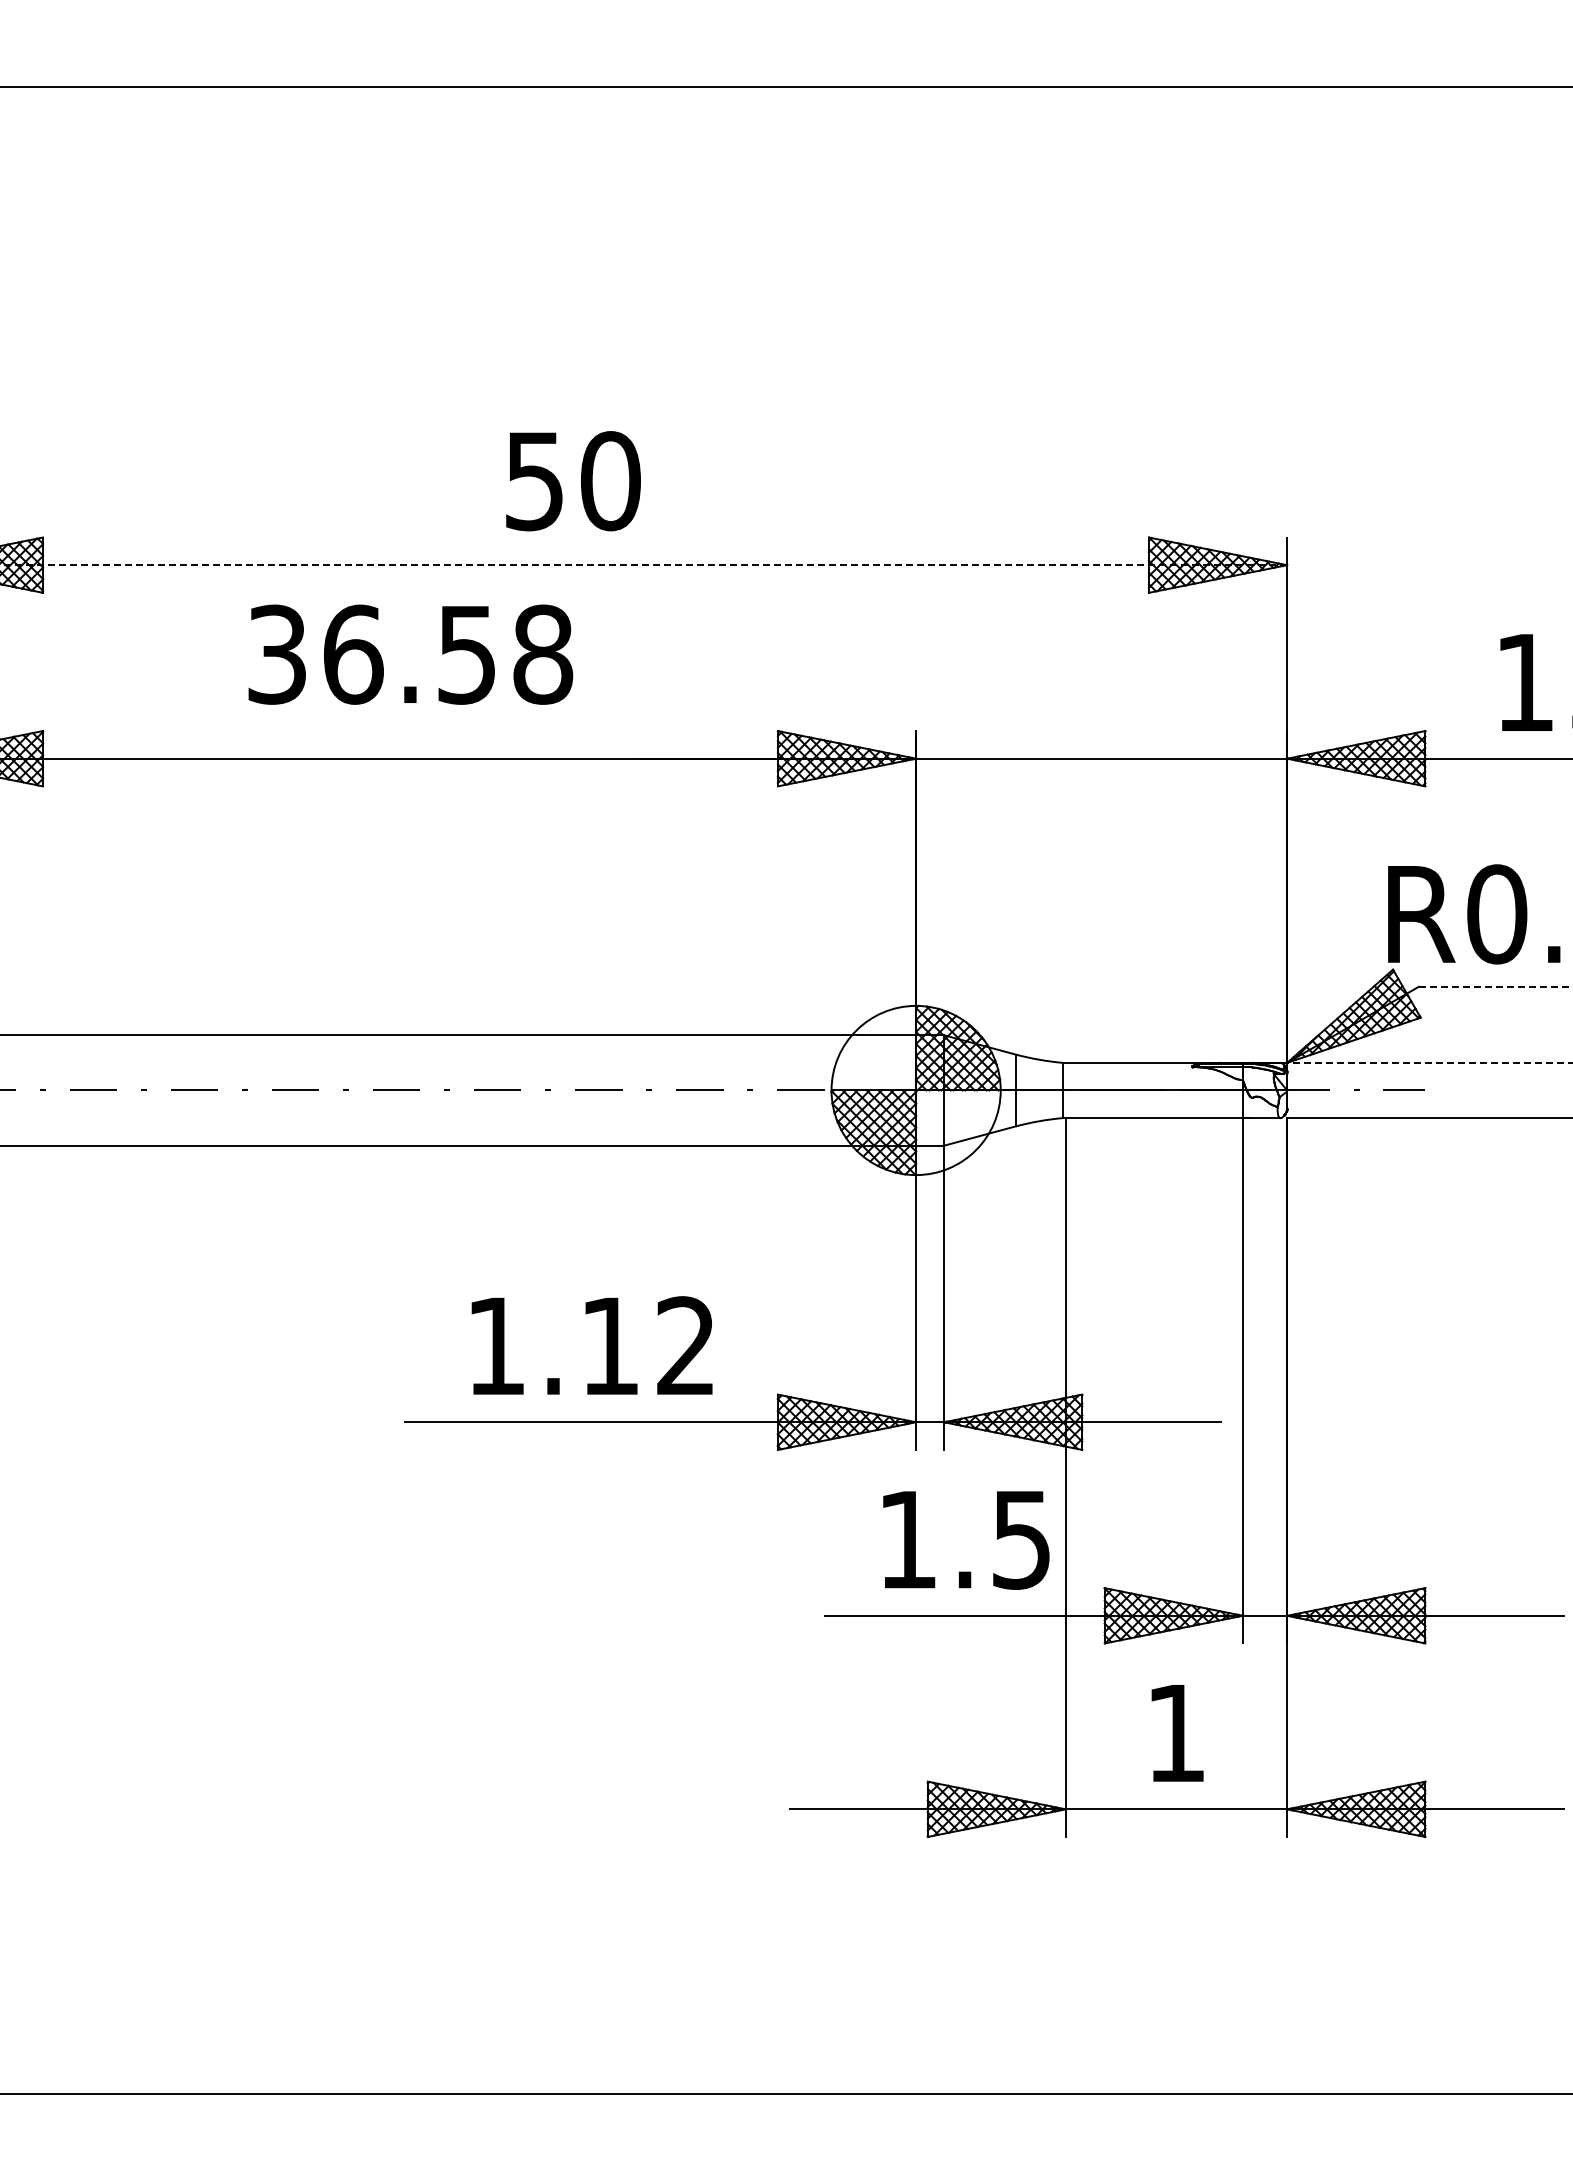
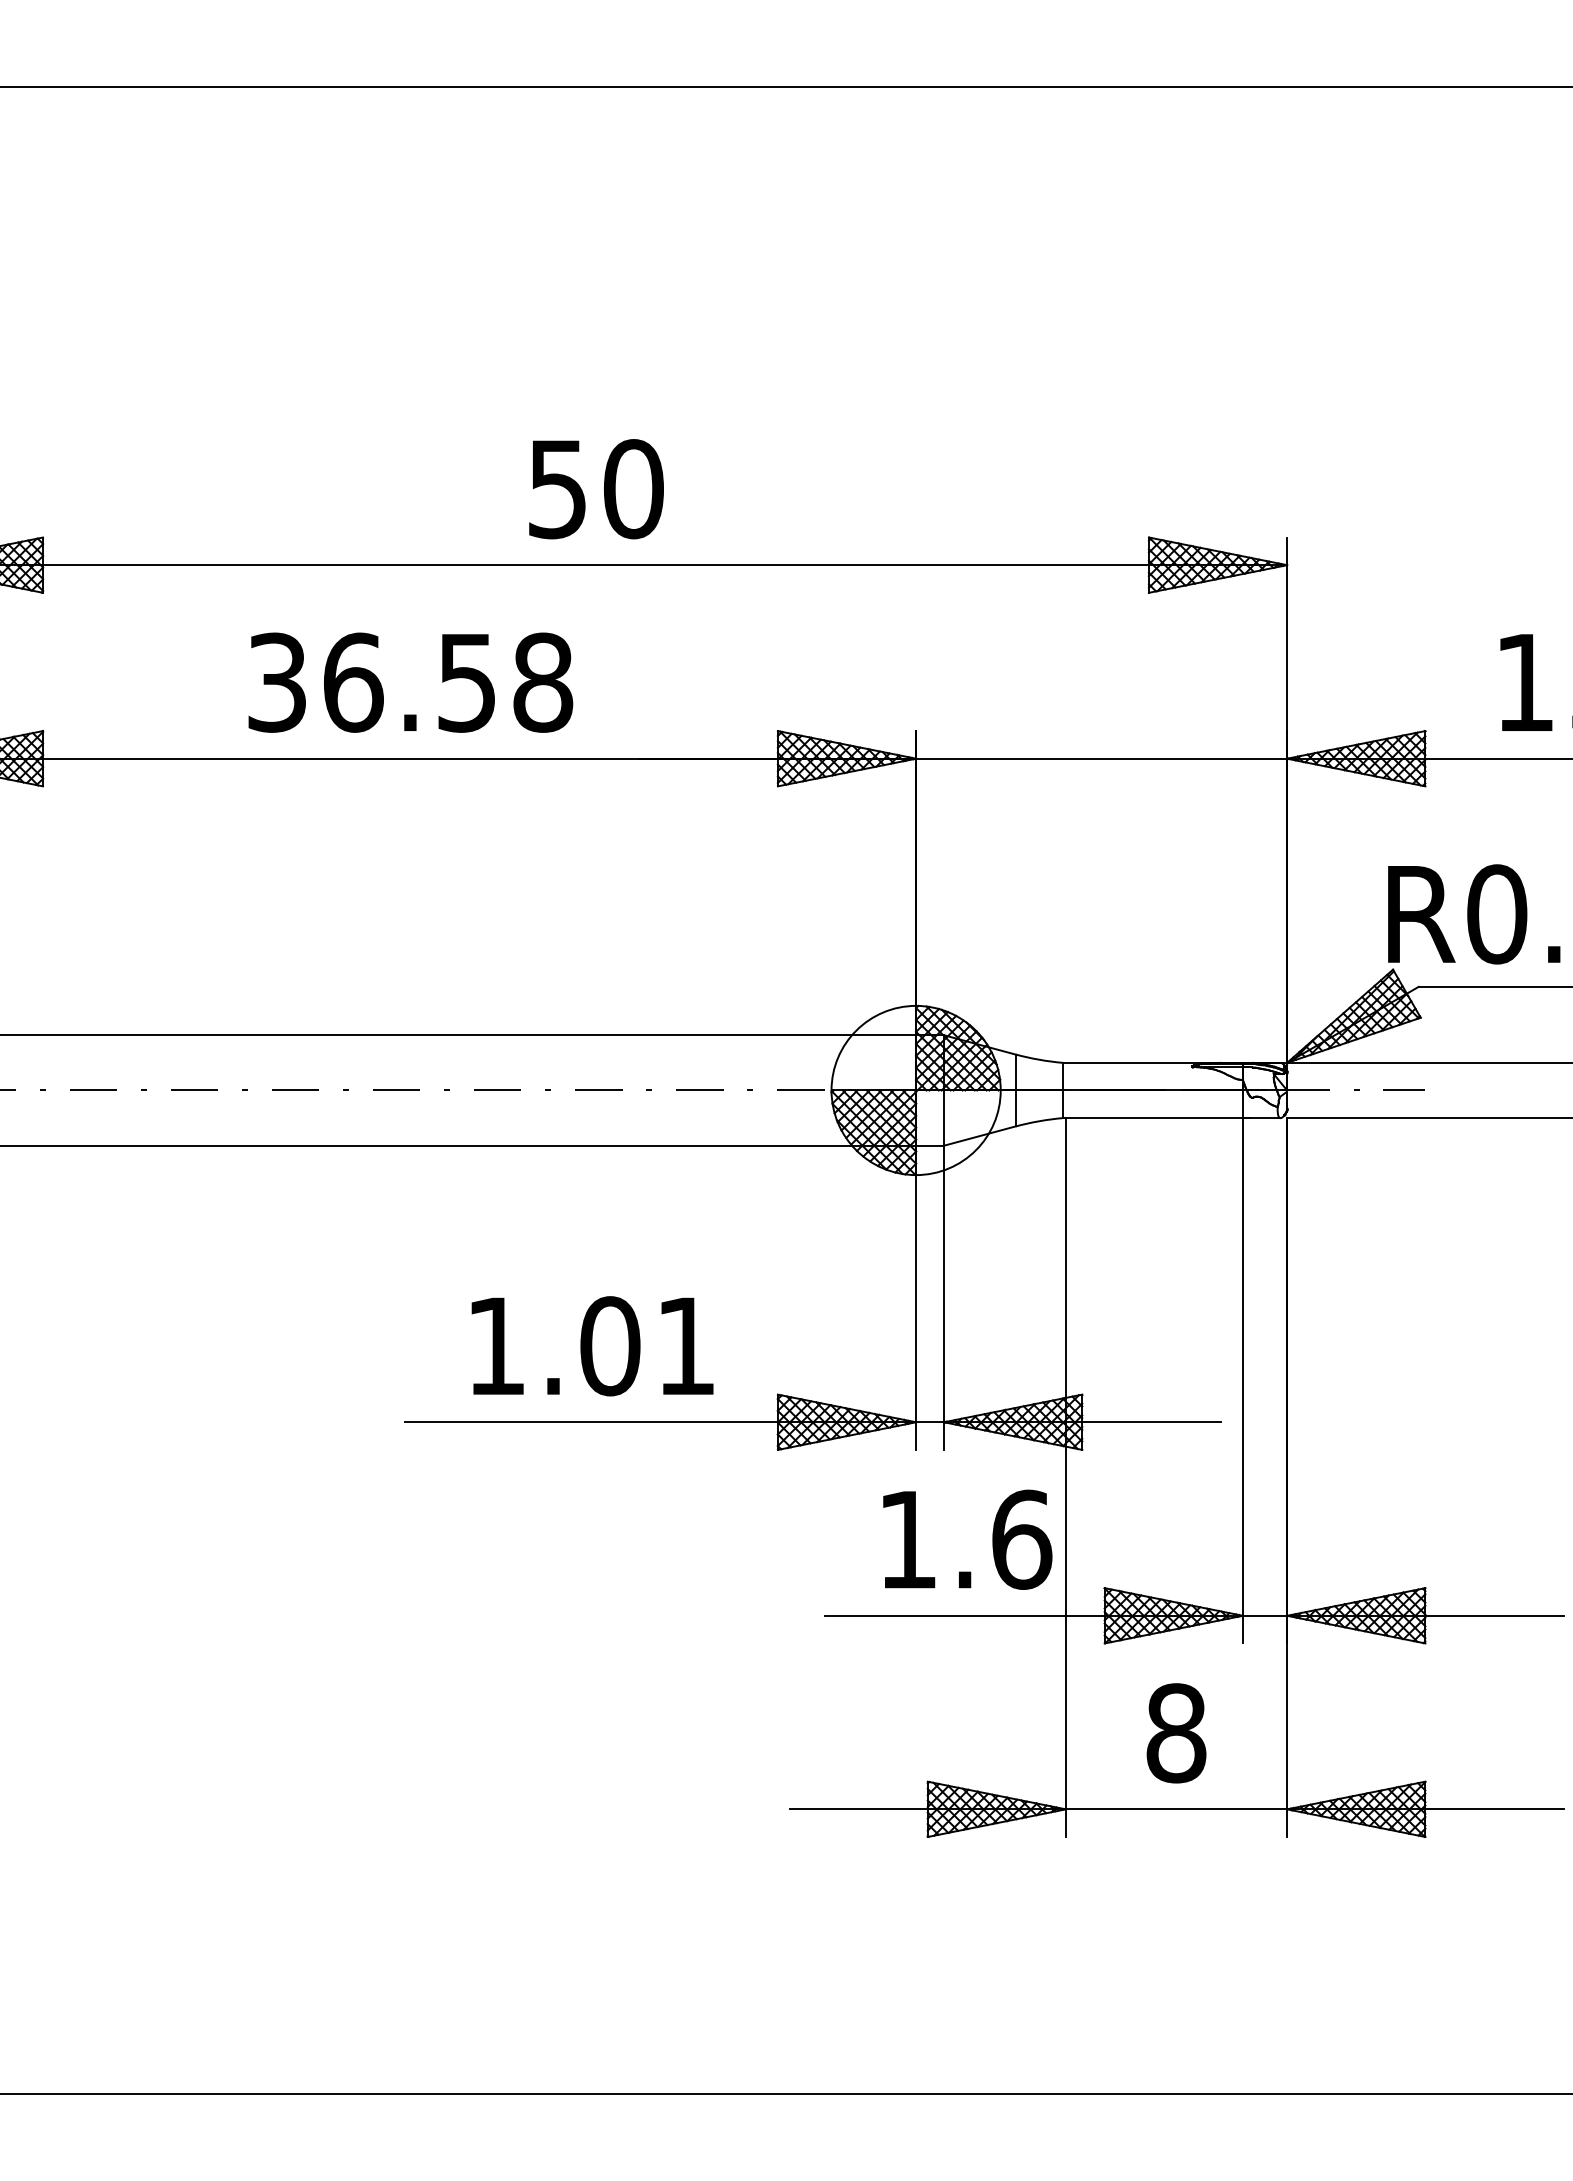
text position: (573, 481) -> (596, 489) (596, 489)
line: dashed -> solid (644, 565)
text position: (410, 654) -> (410, 682) (410, 682)
line: dashed -> solid (1495, 986)
line: dashed -> solid (1429, 1062)
text: 1.12 -> 1.01 (646, 1346)
text: 1.5 -> 1.6 (1022, 1539)
text: 1 -> 8 (1176, 1733)
